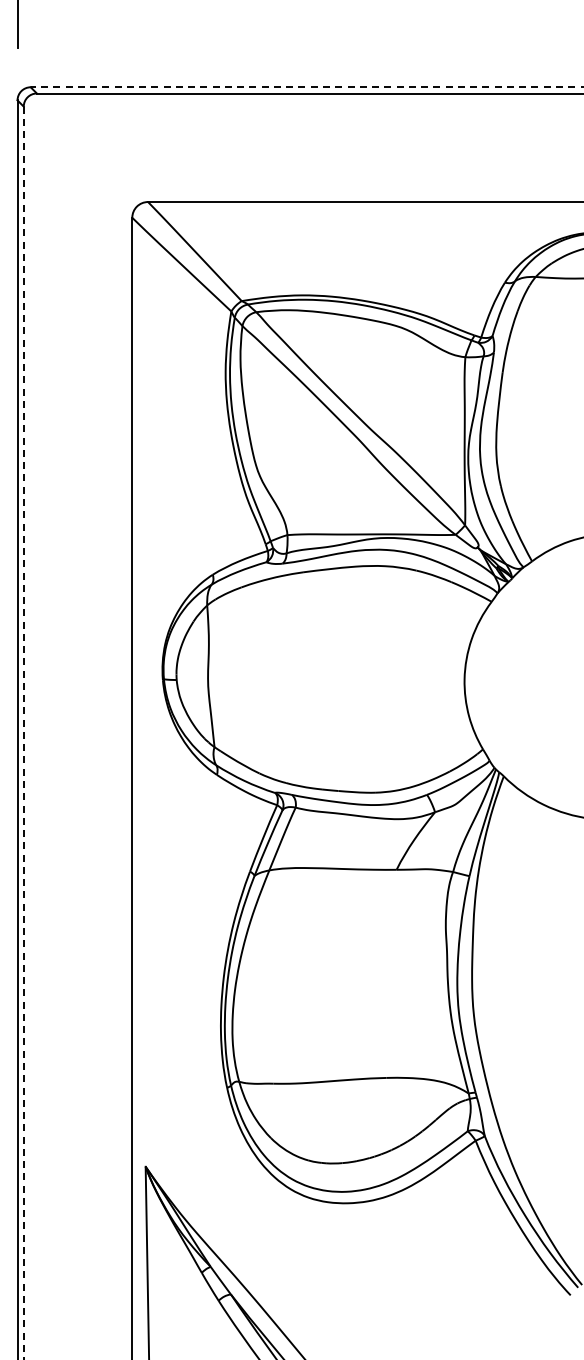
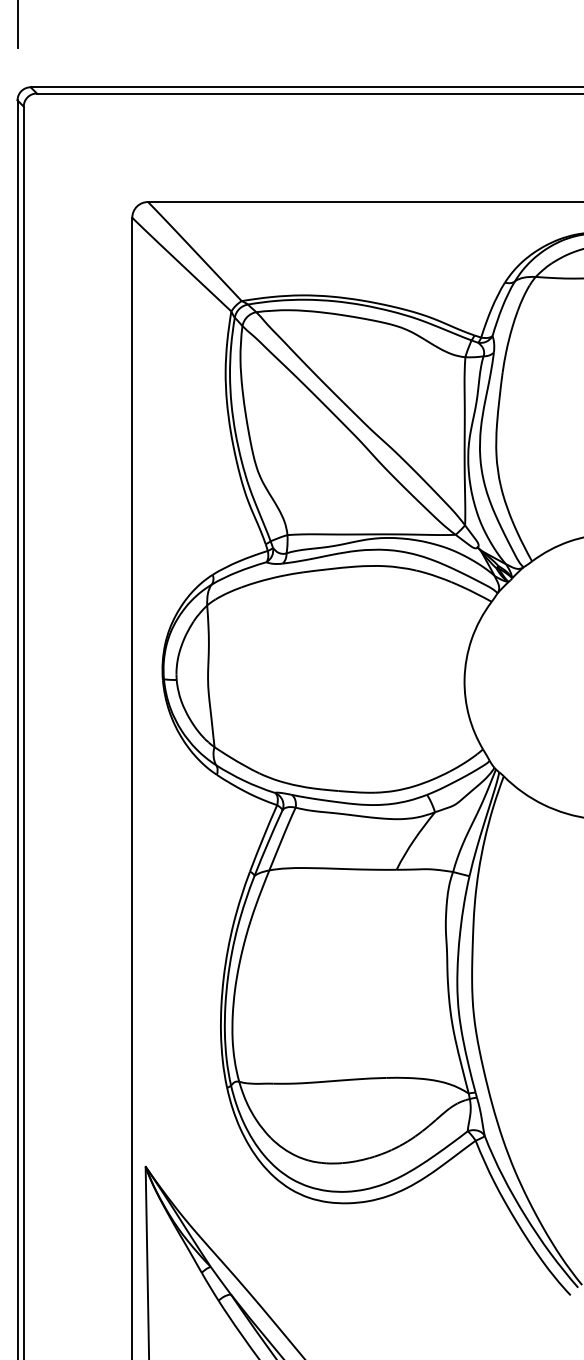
line: dashed -> solid (306, 87)
line: dashed -> solid (23, 733)
